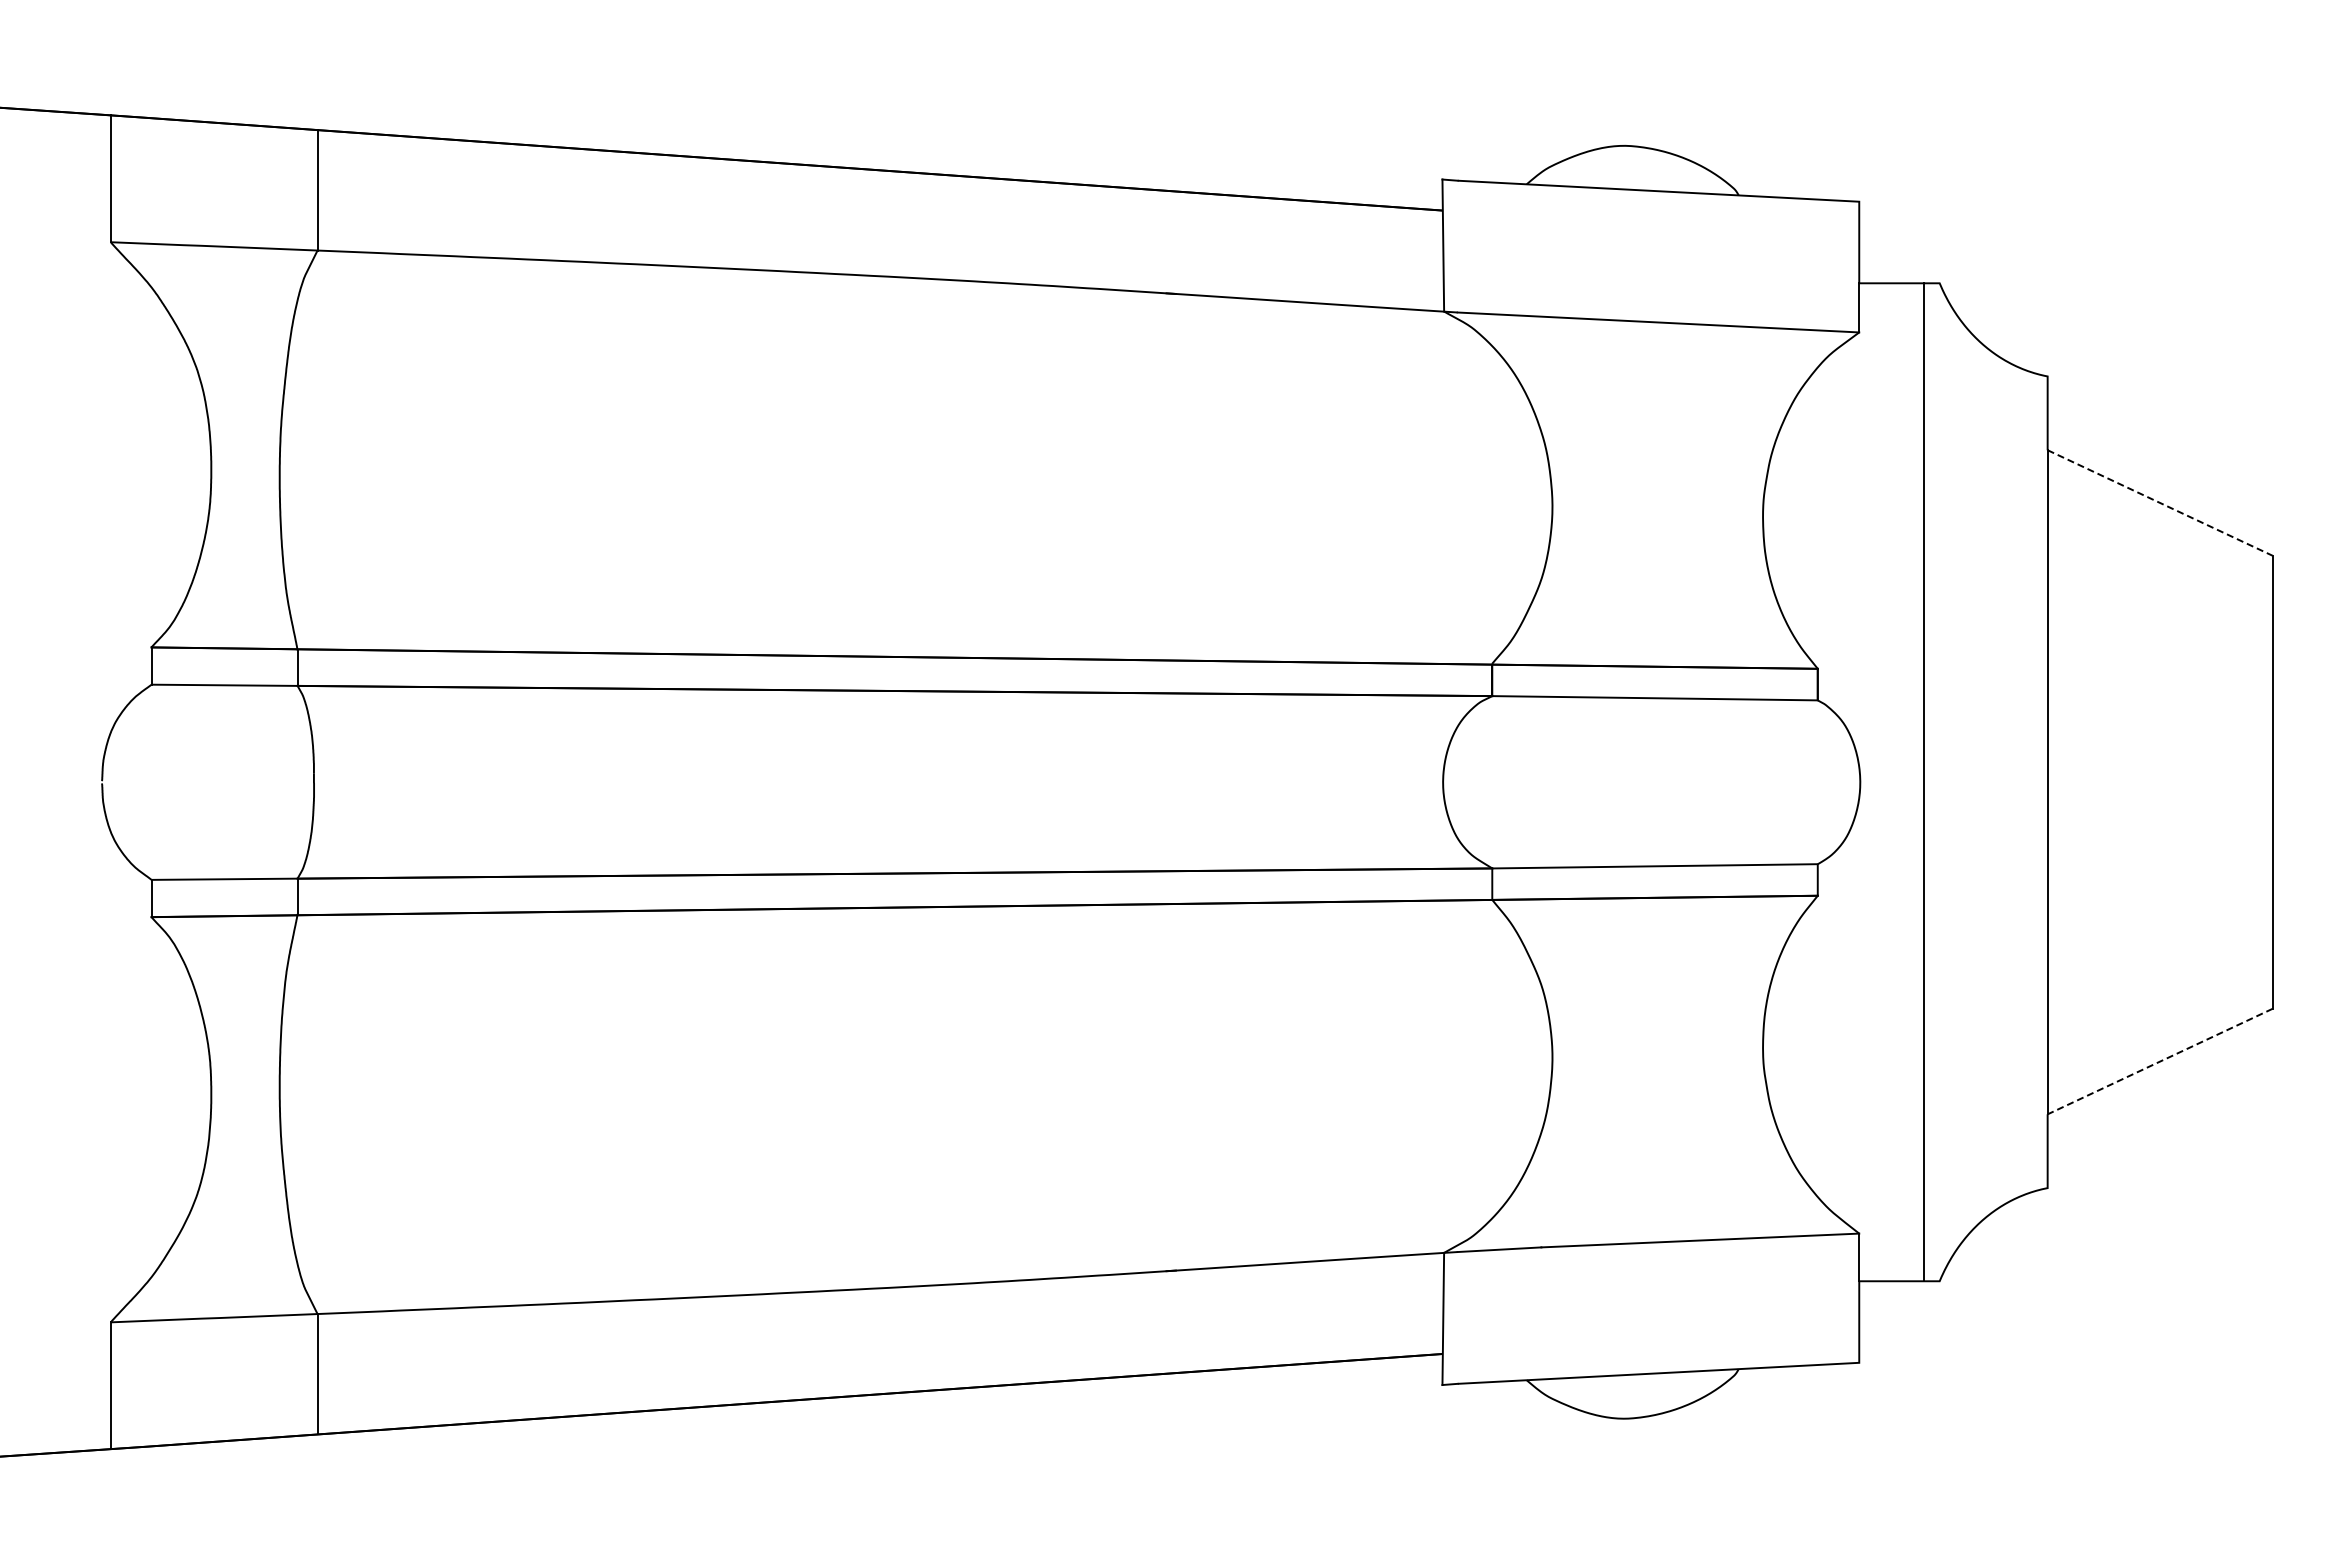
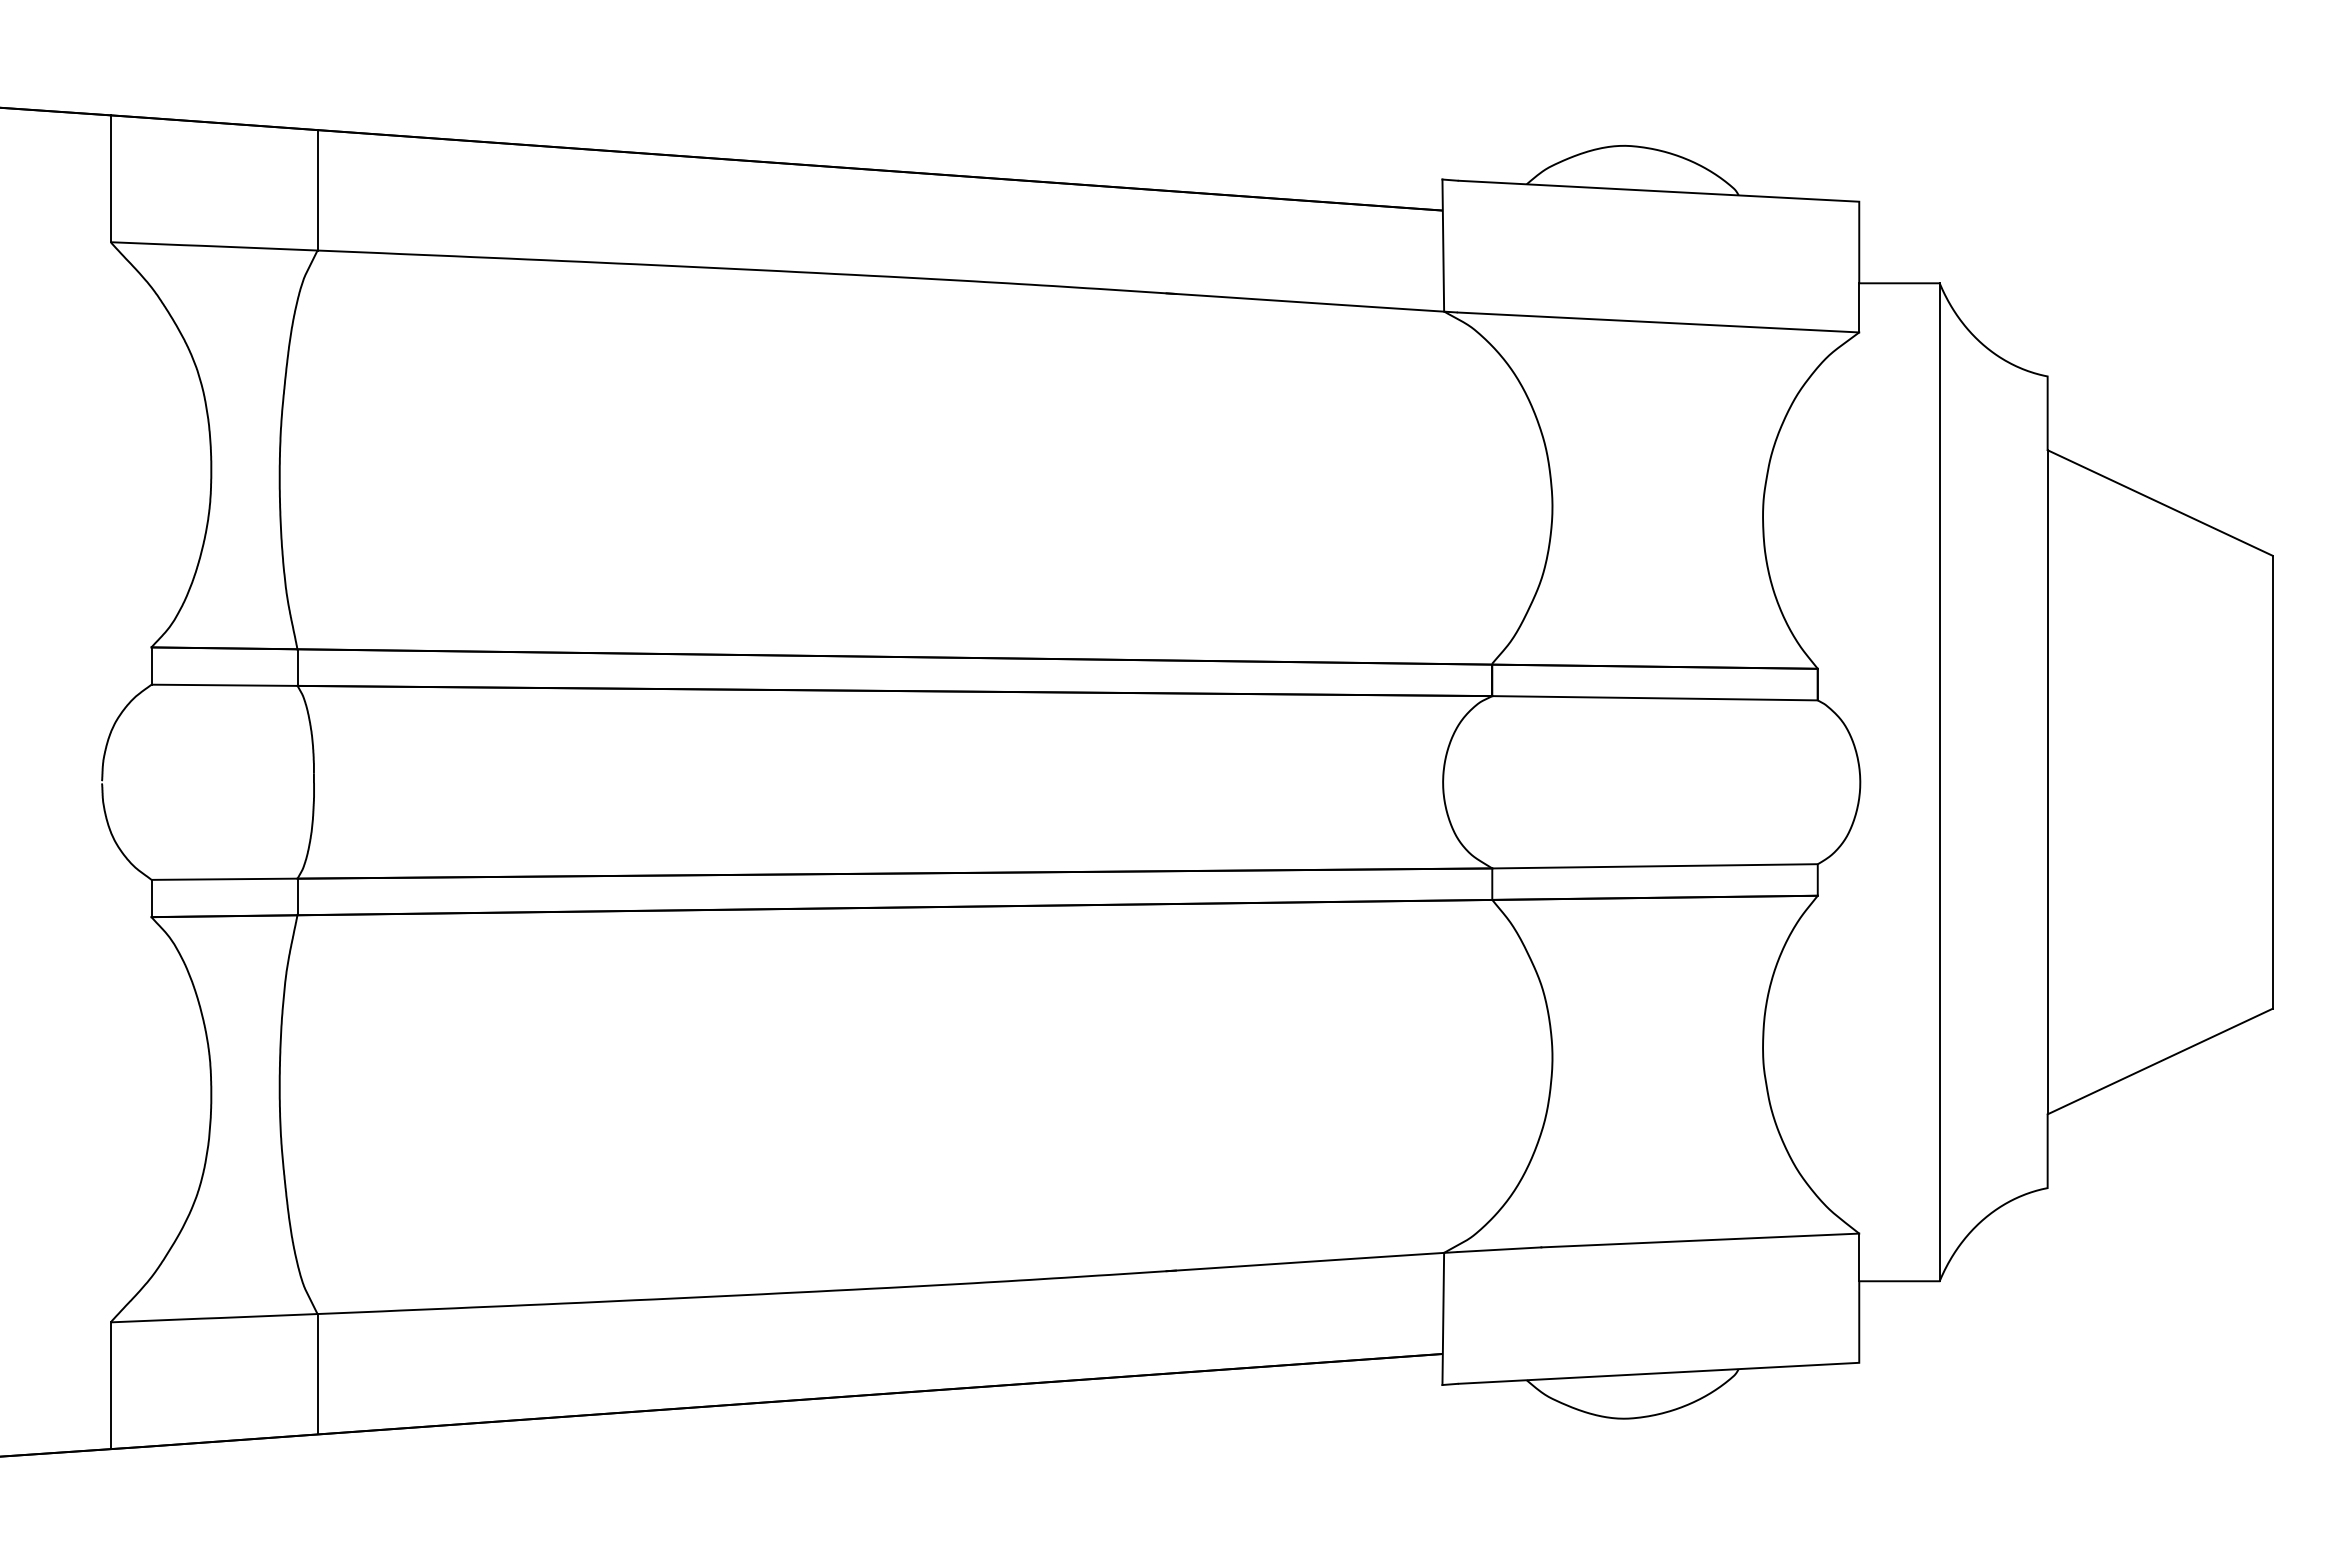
line: dashed -> solid (2160, 503)
line position: (1923, 782) -> (1939, 782) (1939, 782)
line: dashed -> solid (2159, 1061)
